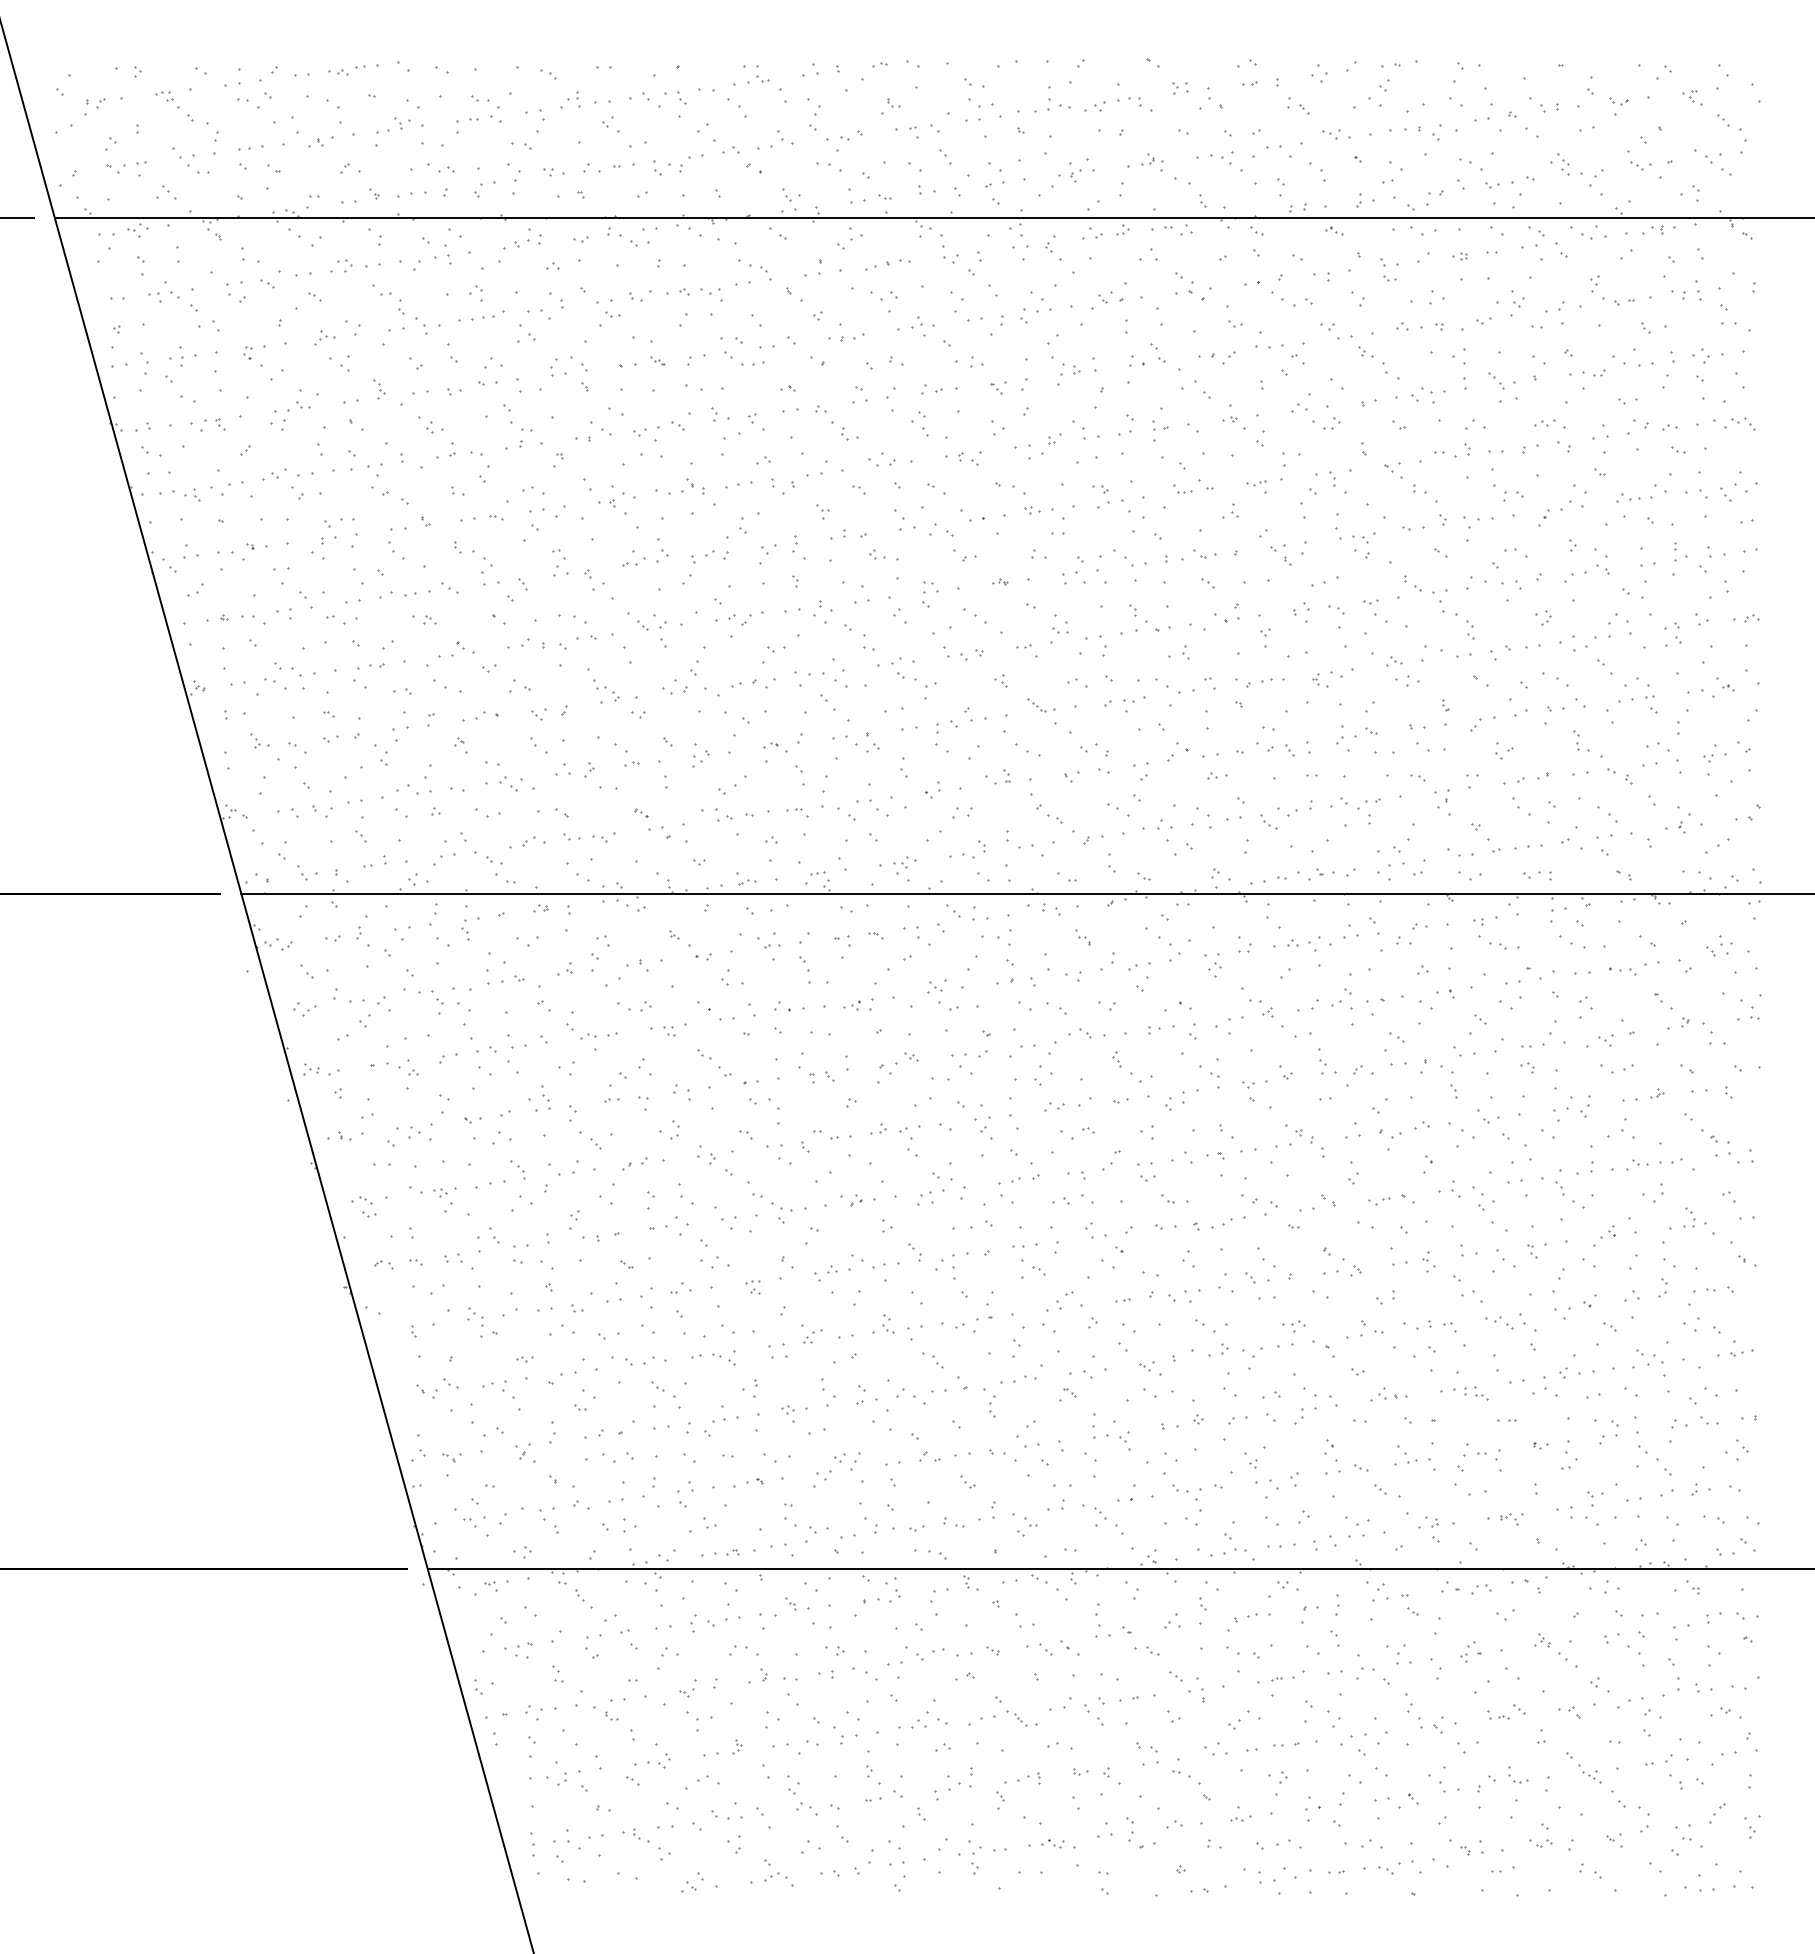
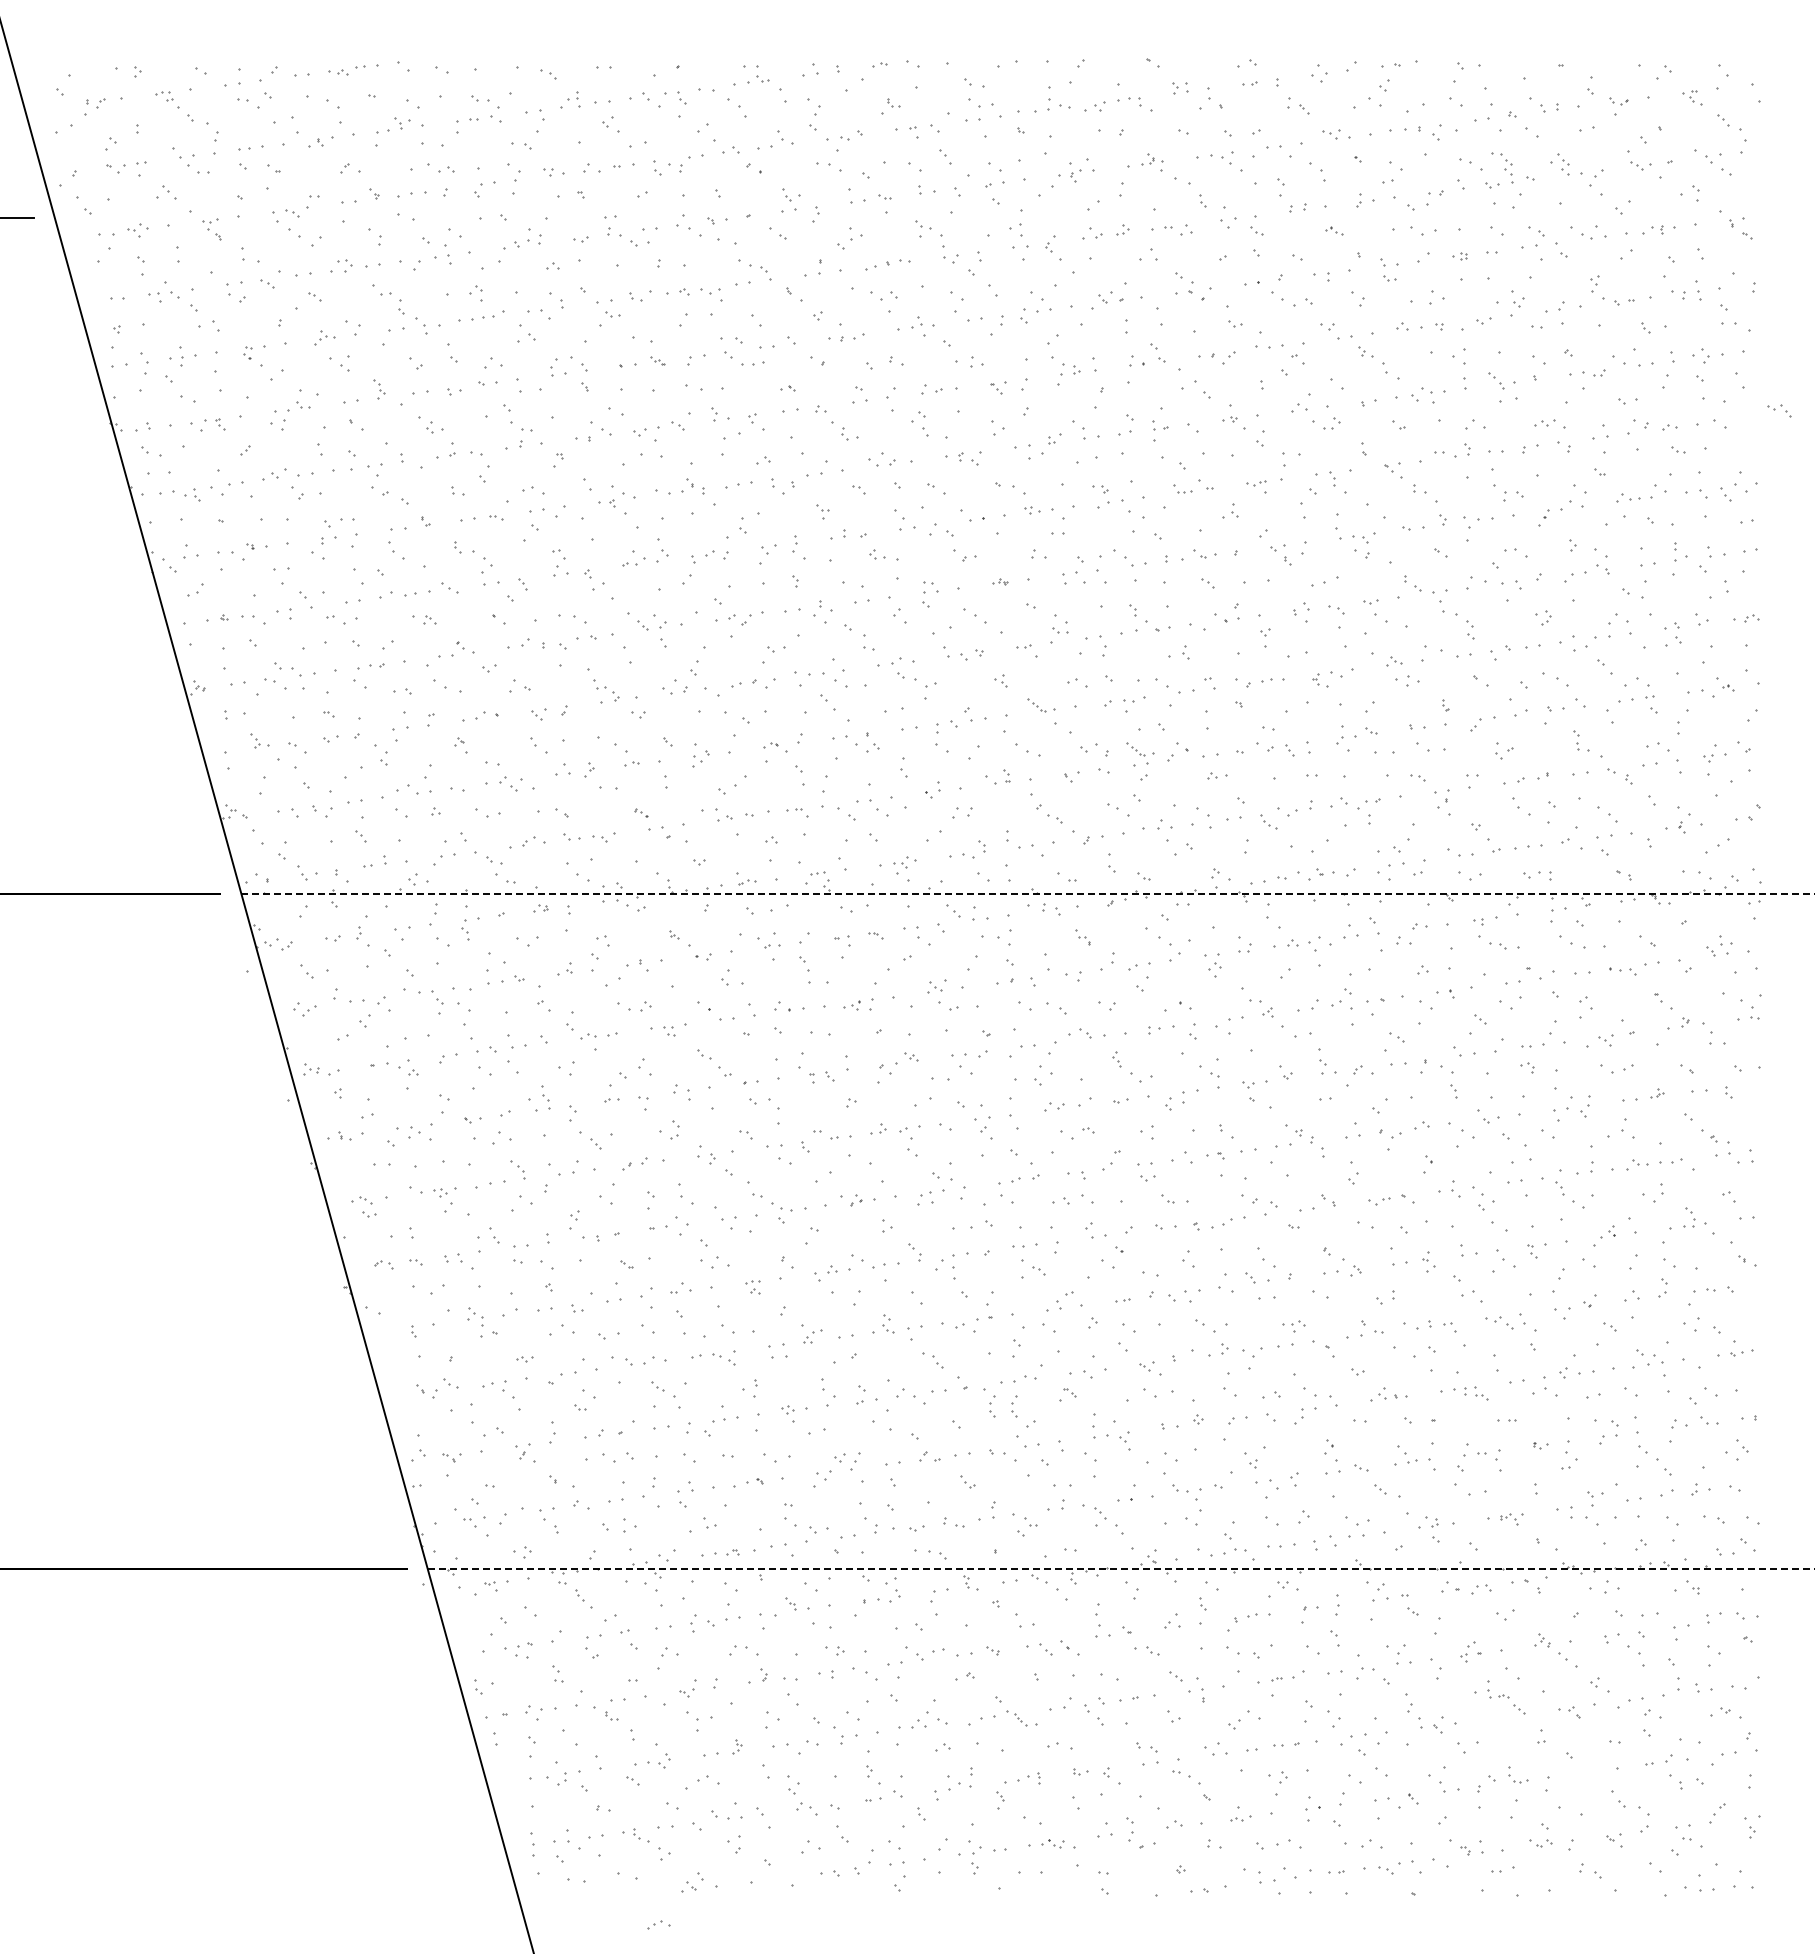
part: none -> present (1506, 164)
line: present -> none (932, 217)
part position: (1743, 423) -> (1779, 410) (1779, 410)
part: none -> present (1140, 749)
line: solid -> dashed (1028, 893)
part: none -> present (1014, 1406)
line: solid -> dashed (1121, 1569)
part position: (1498, 1714) -> (1498, 1693) (1498, 1693)
part: present -> none (1589, 1773)
part position: (775, 1876) -> (658, 1924) (658, 1924)
